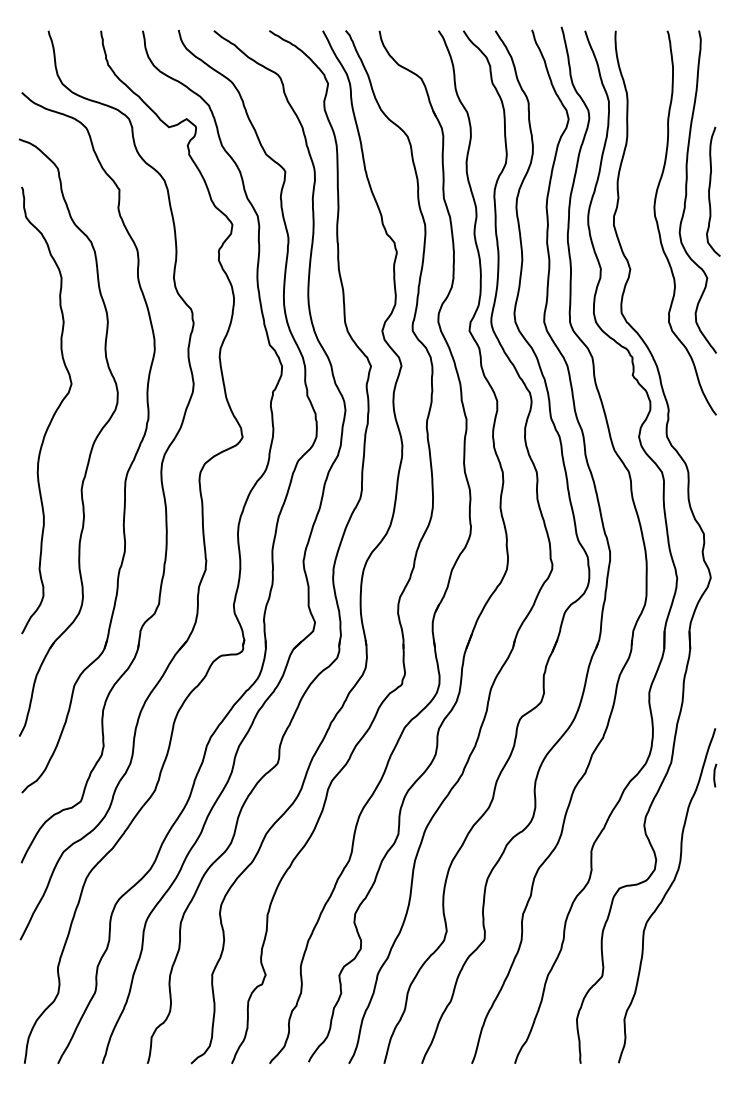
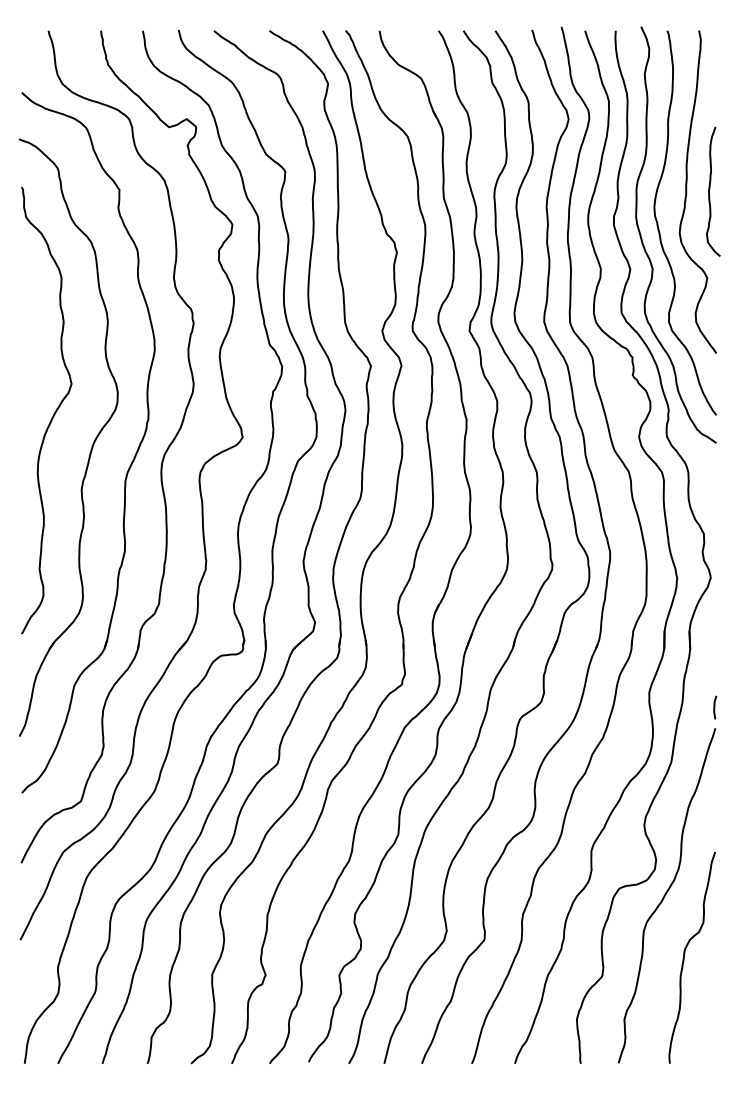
curve: none -> present (644, 245)
line position: (715, 775) -> (715, 707) (715, 707)
curve: none -> present (685, 954)
